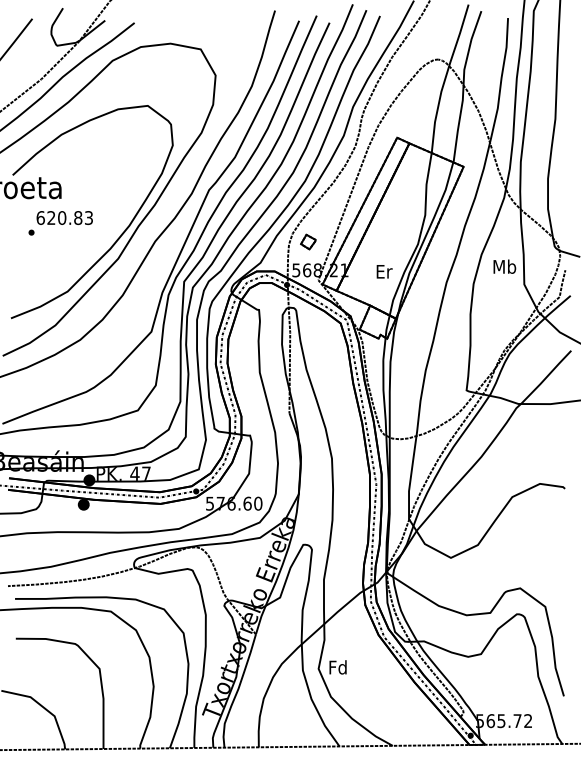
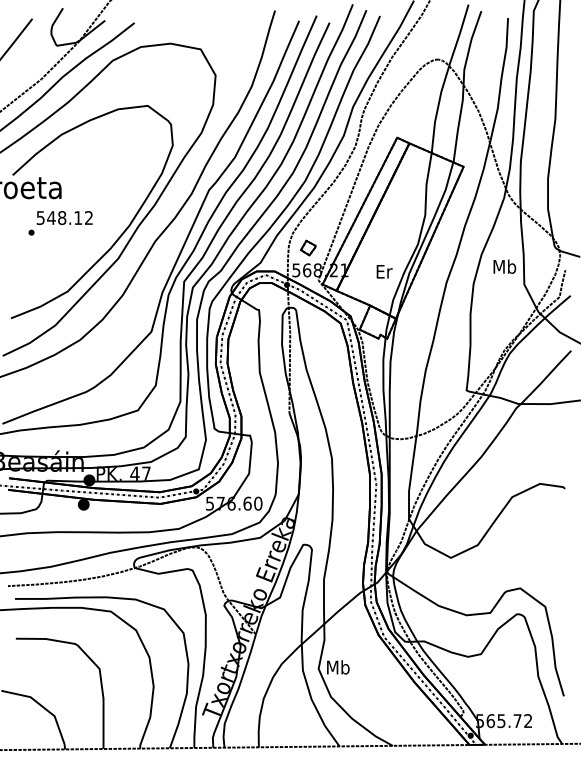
text: 620.83 -> 548.12 (64, 218)
part position: (308, 241) -> (308, 247) (308, 247)
text: Fd -> Mb (338, 667)
